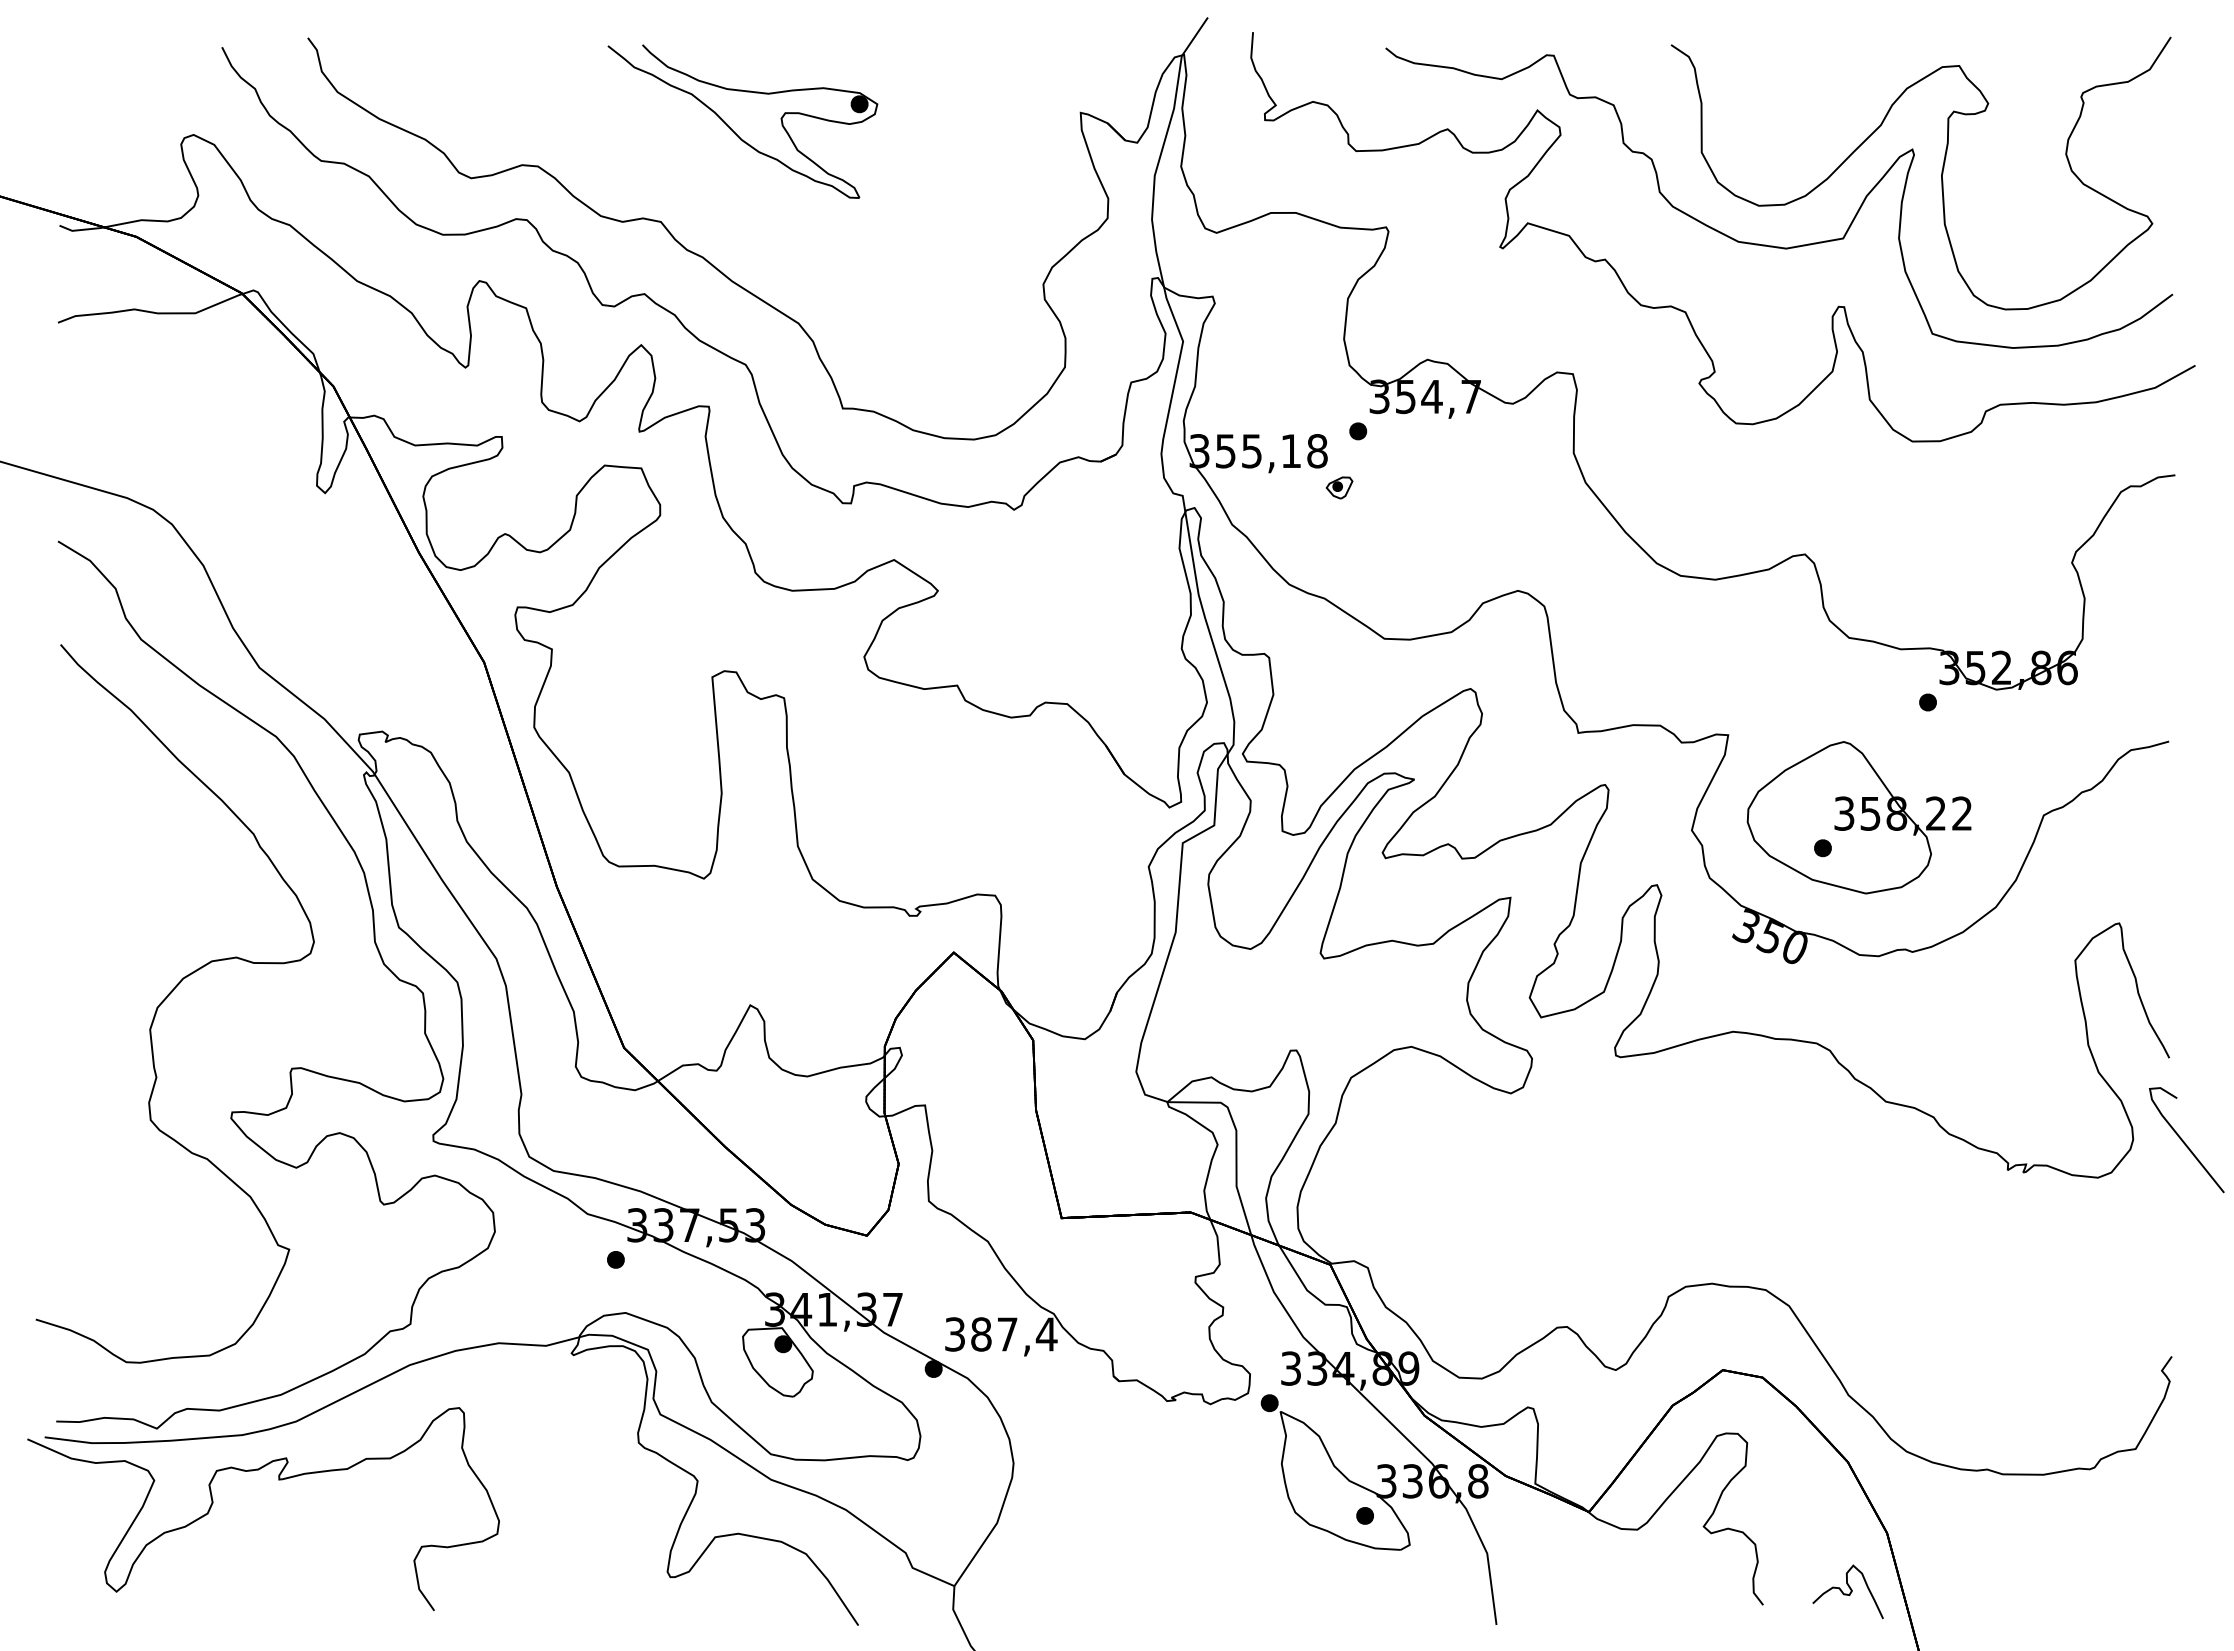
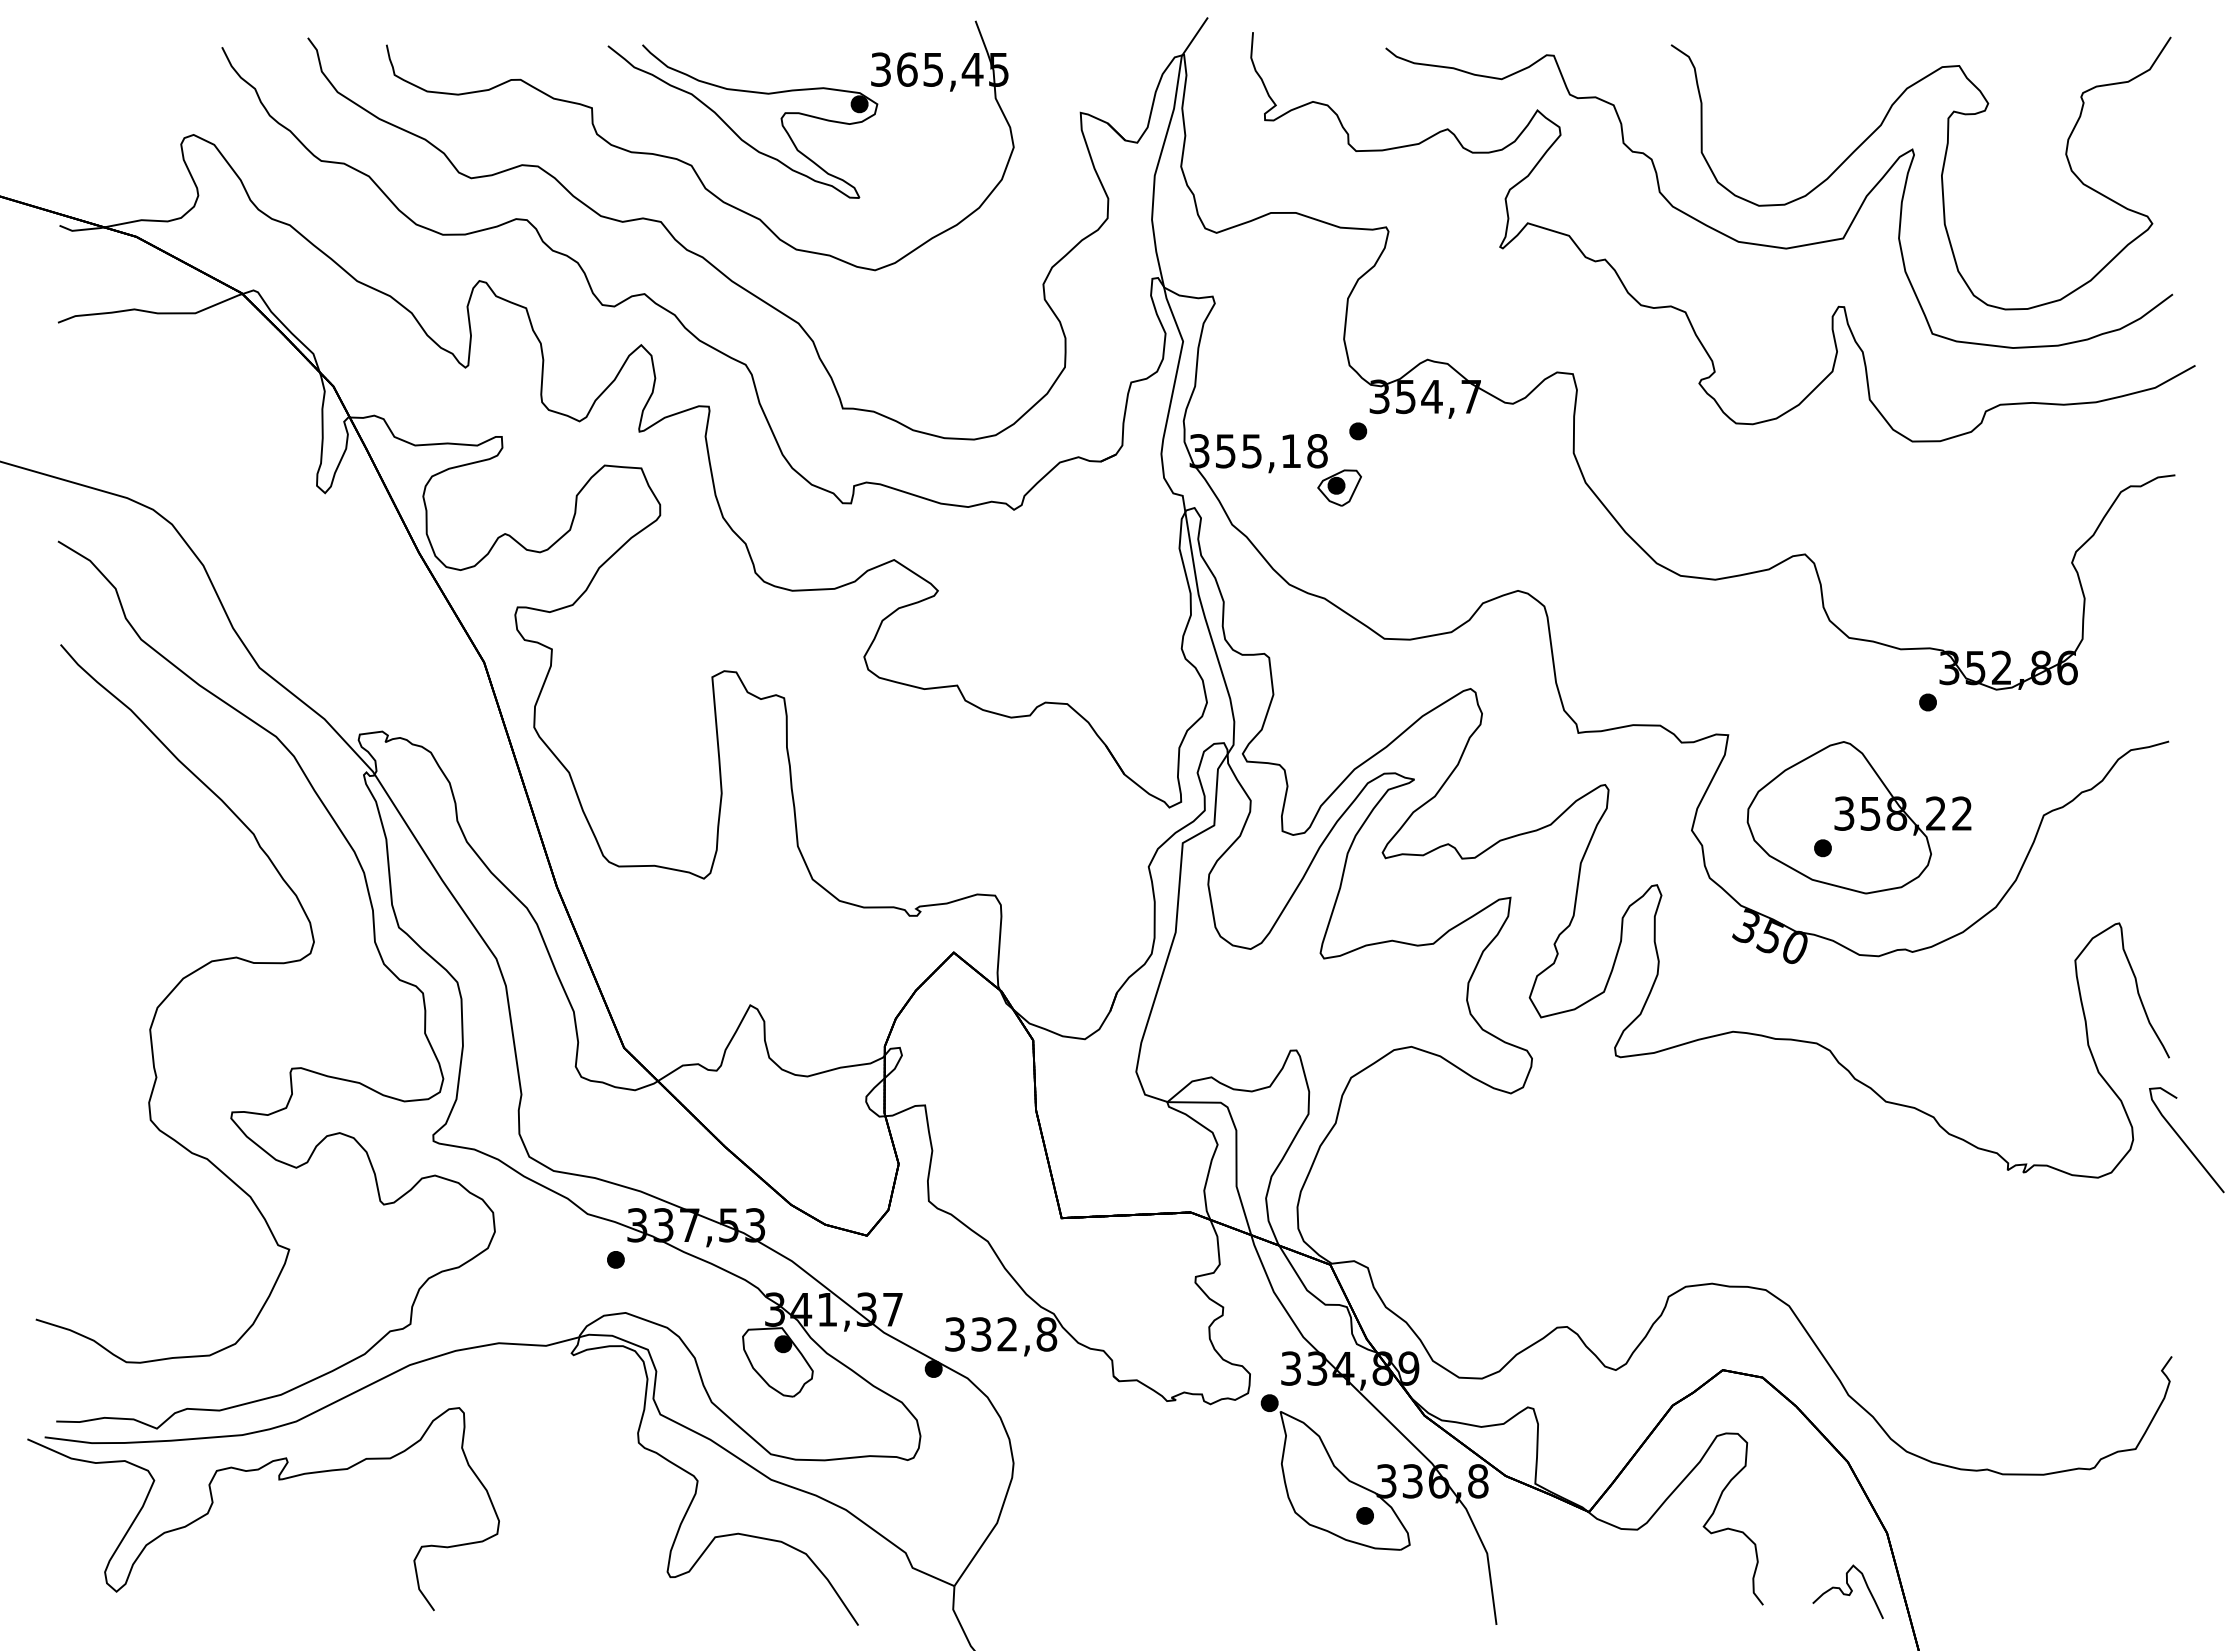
part: none -> present (691, 164)
part size: 29x24 px -> 45x38 px (1339, 487)
text: 387,4 -> 332,8 (1014, 1334)
